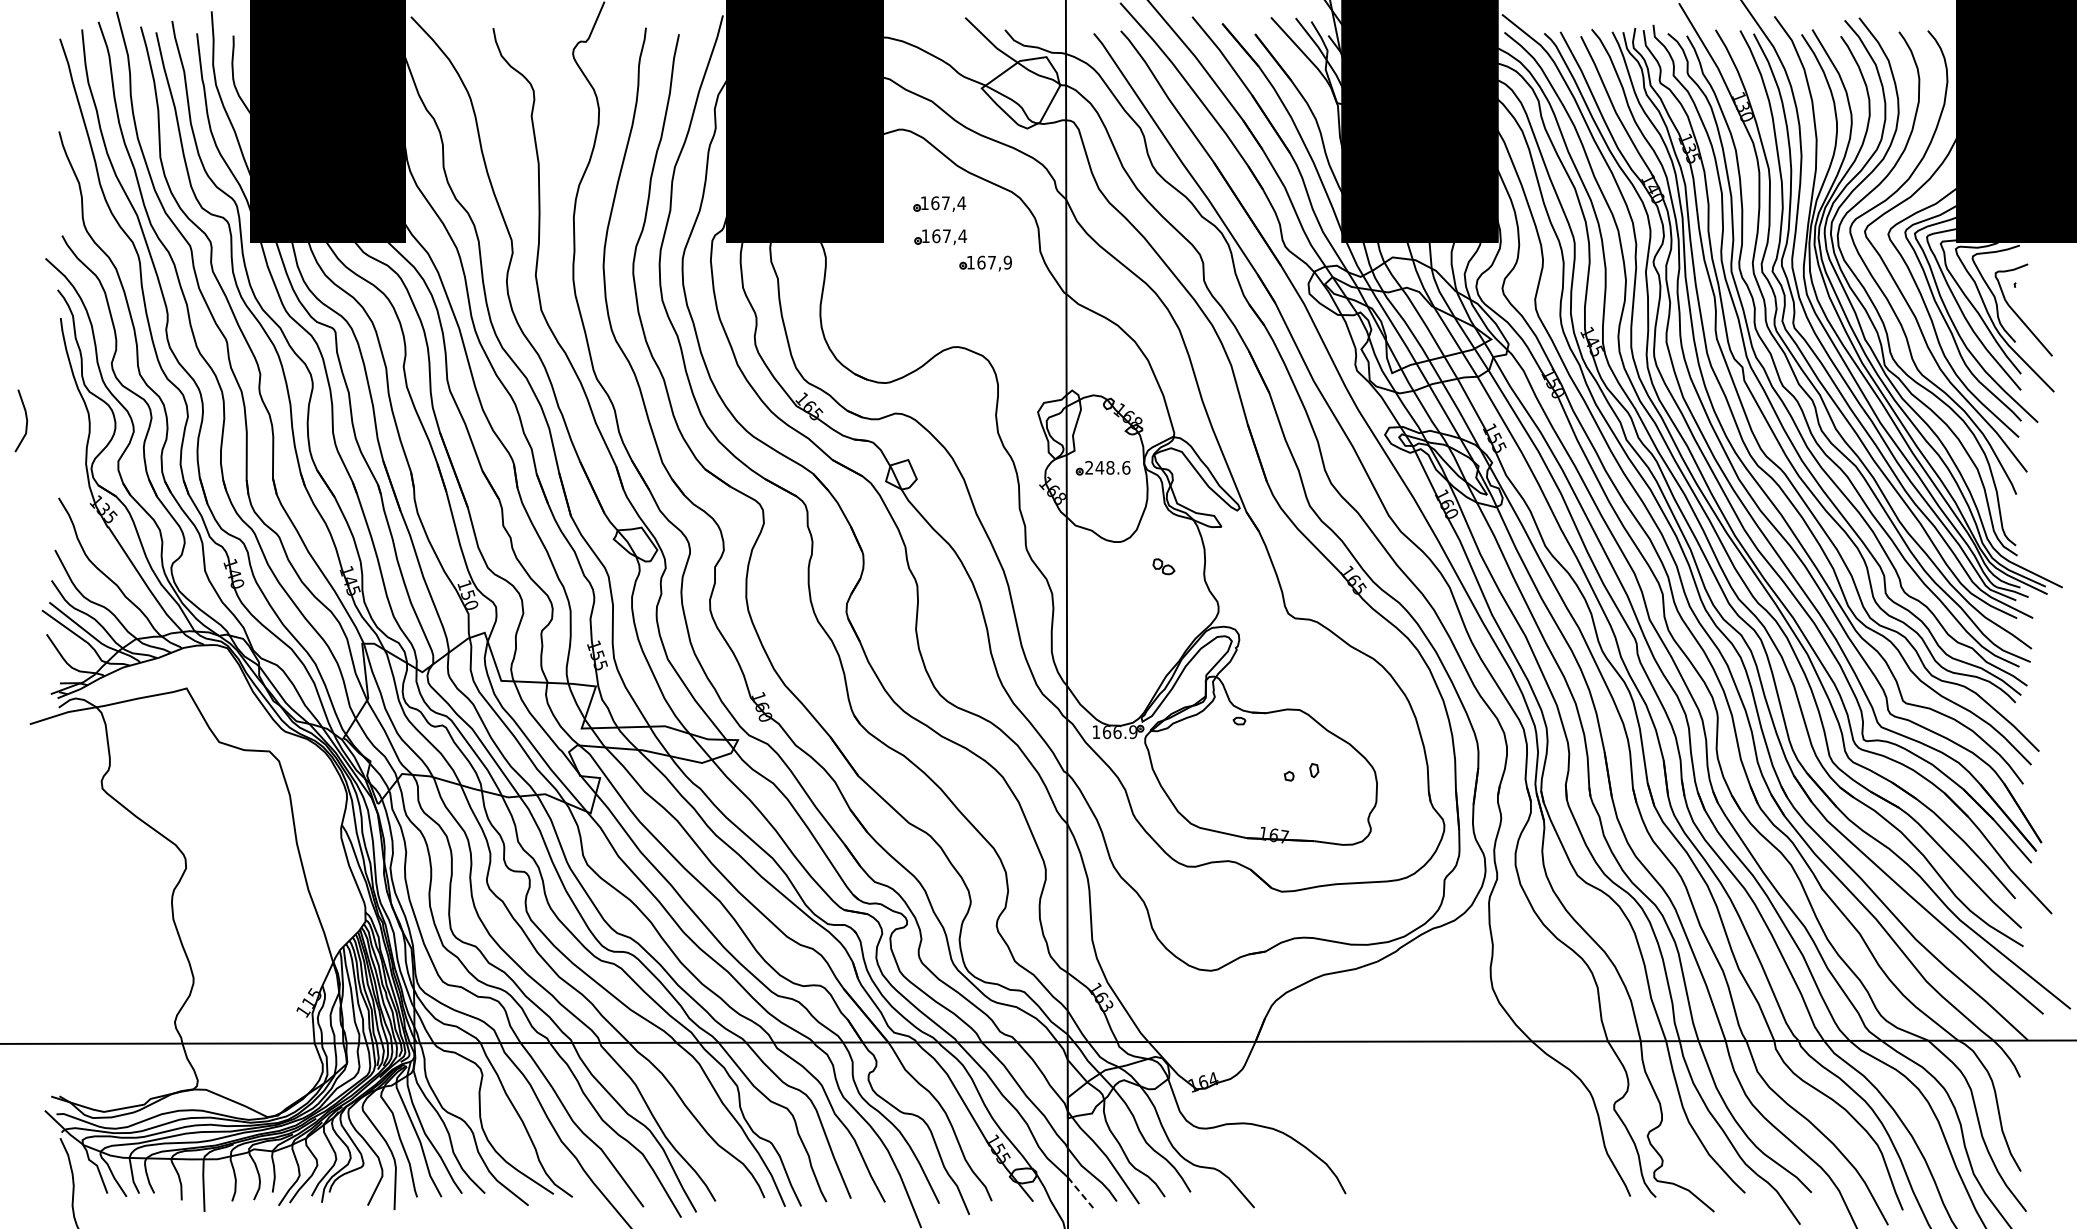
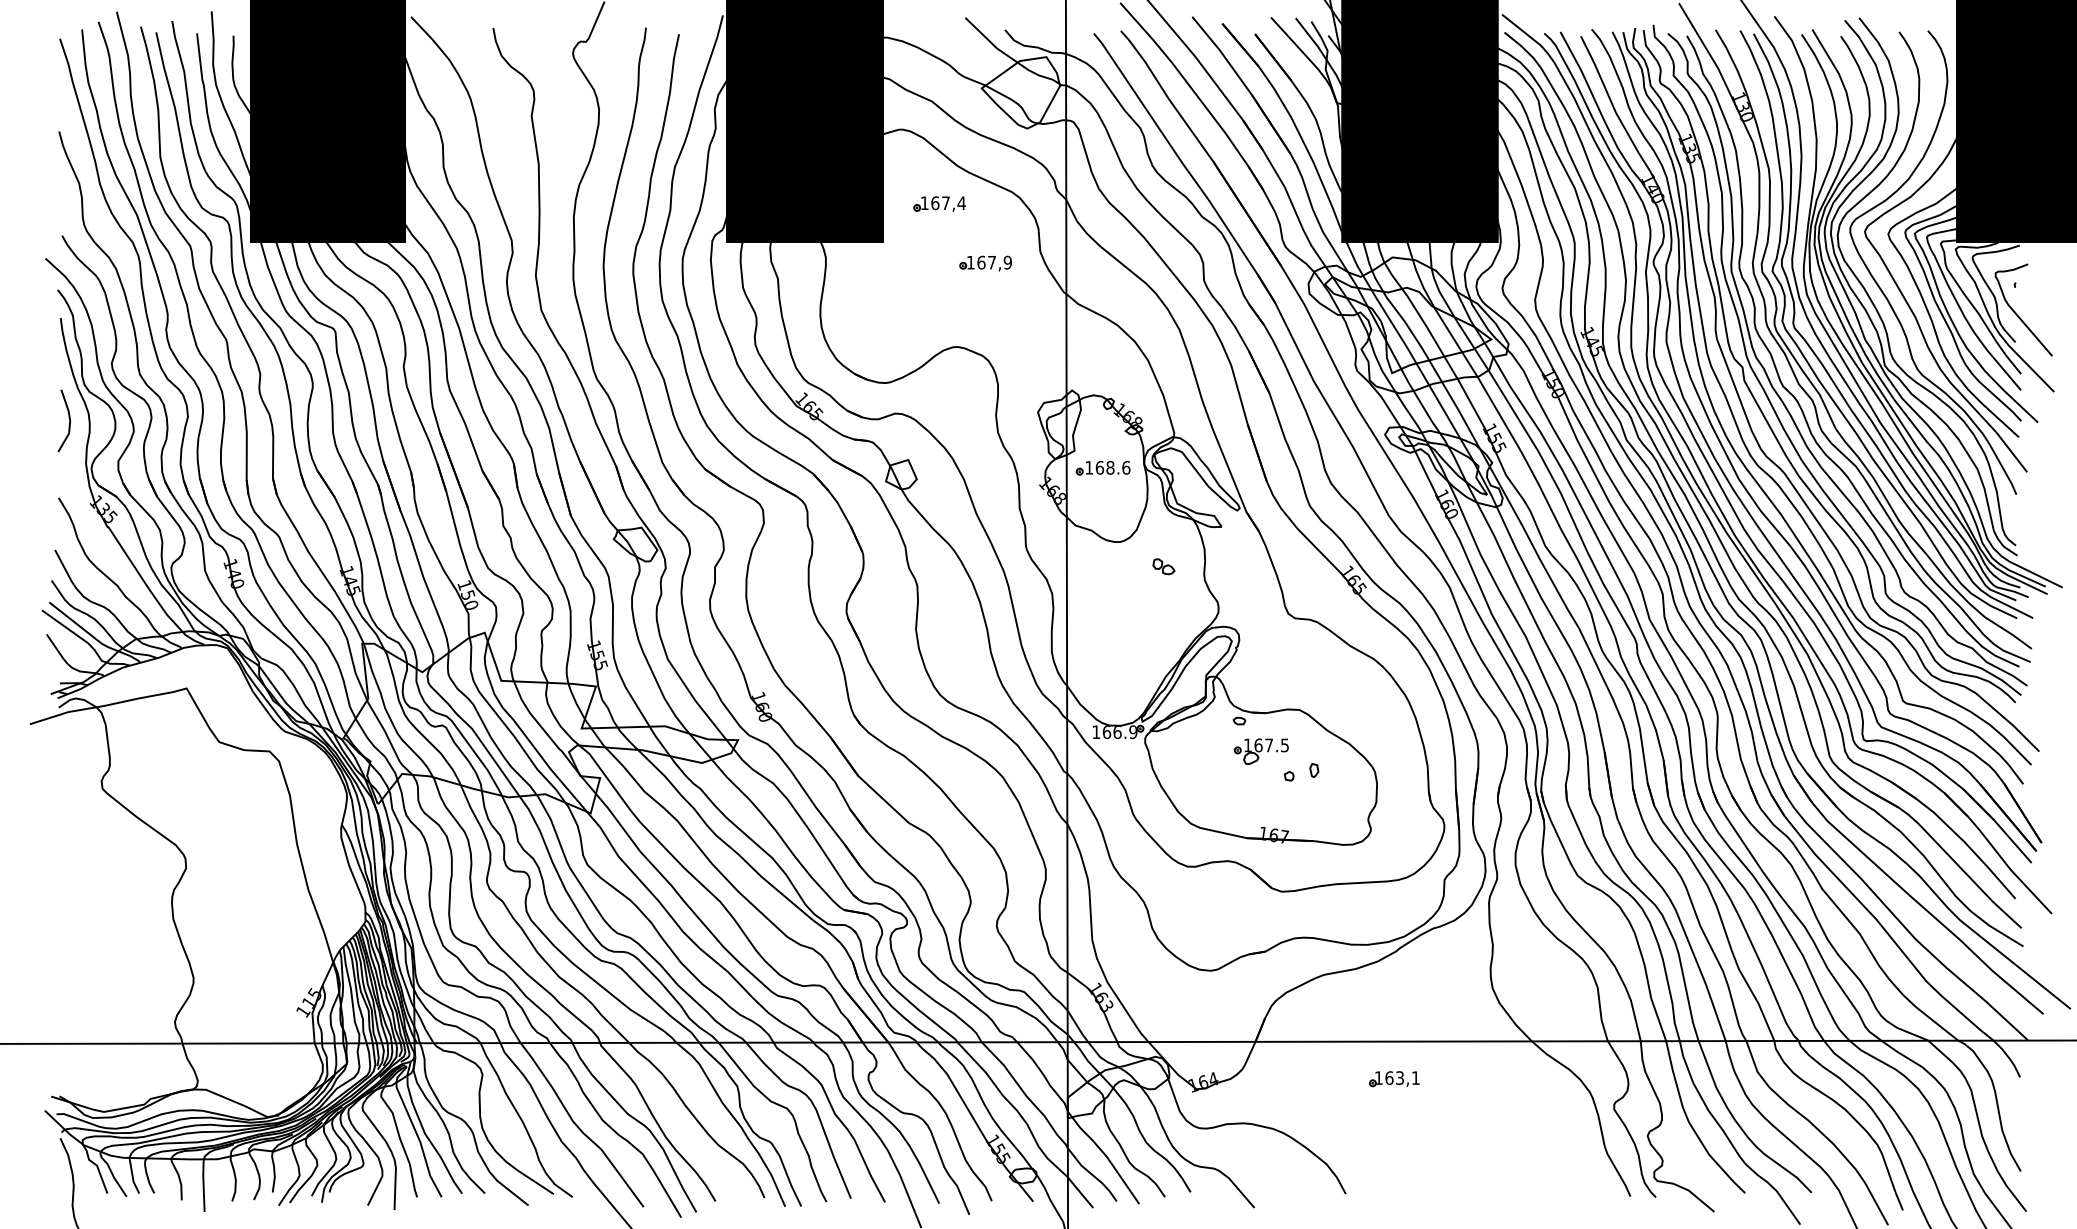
part: present -> none (940, 236)
line position: (25, 418) -> (68, 418) (68, 418)
text: 248.6 -> 168.6 (1094, 467)
part: none -> present (1260, 751)
part: none -> present (1394, 1079)
line: dashed -> solid (1080, 1192)
